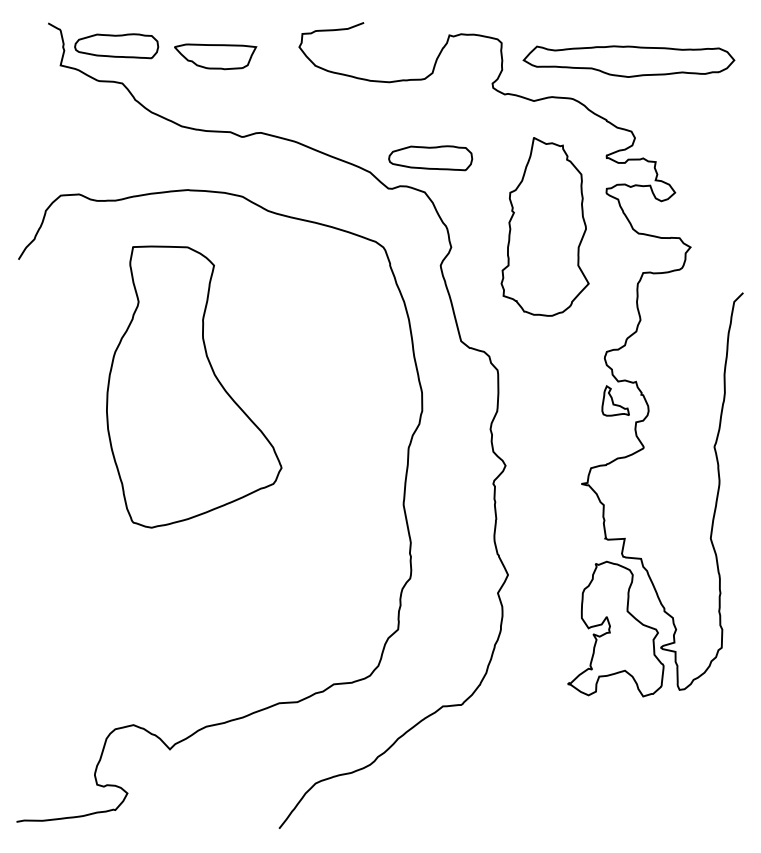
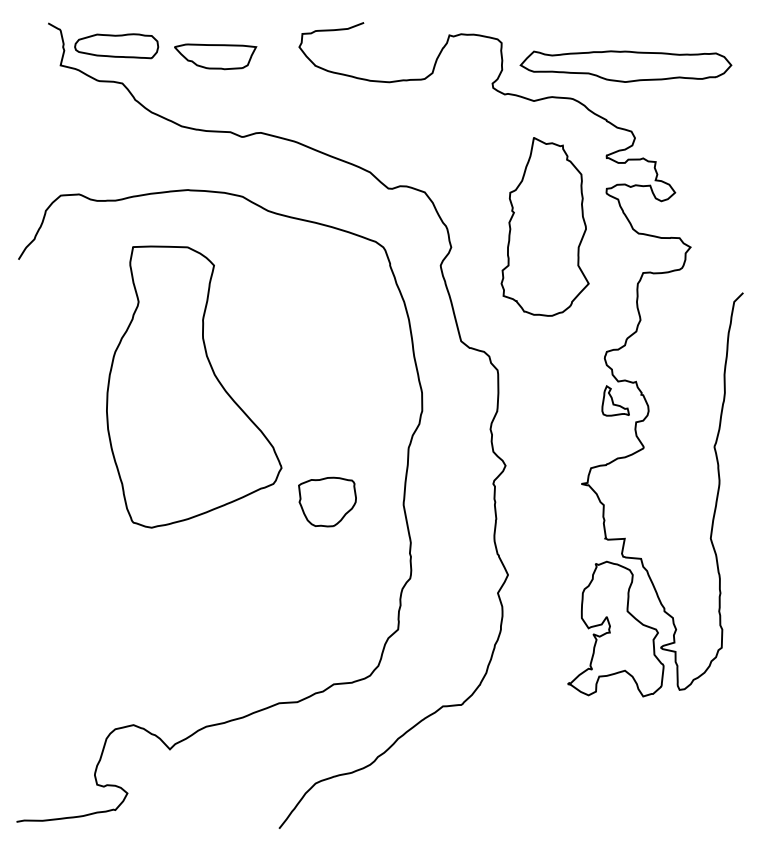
part position: (628, 61) -> (625, 66) (625, 66)
part: present -> none (430, 158)
part: none -> present (327, 501)
